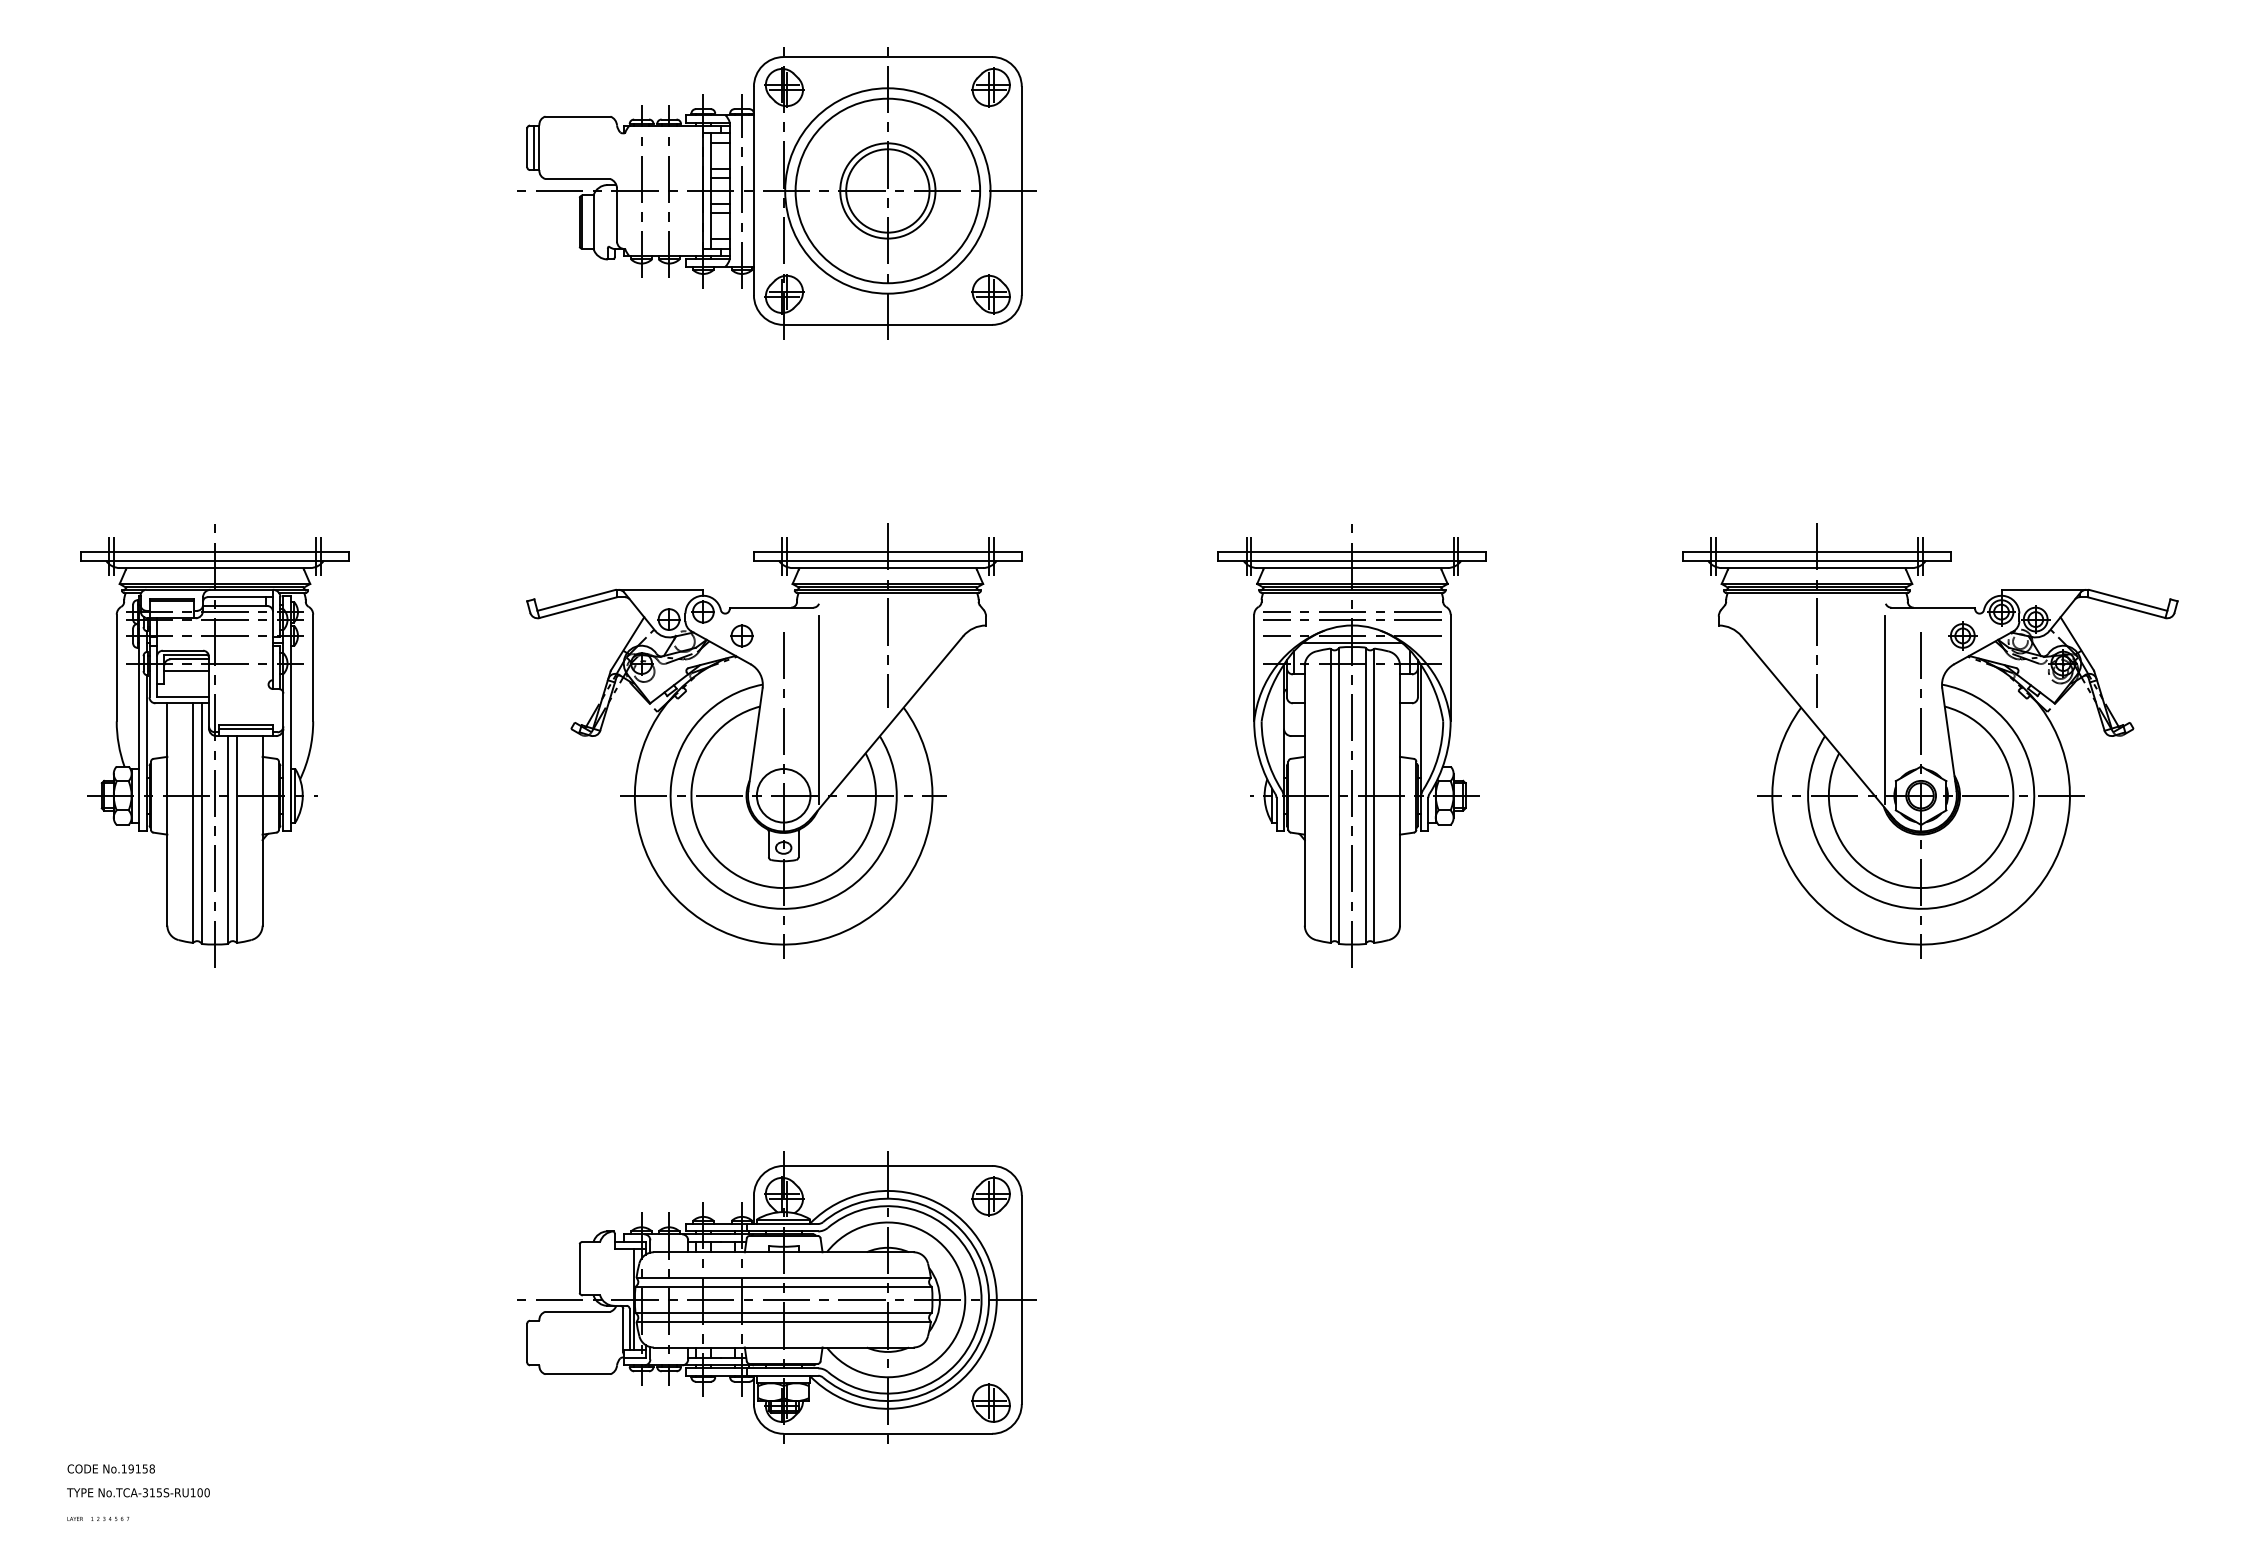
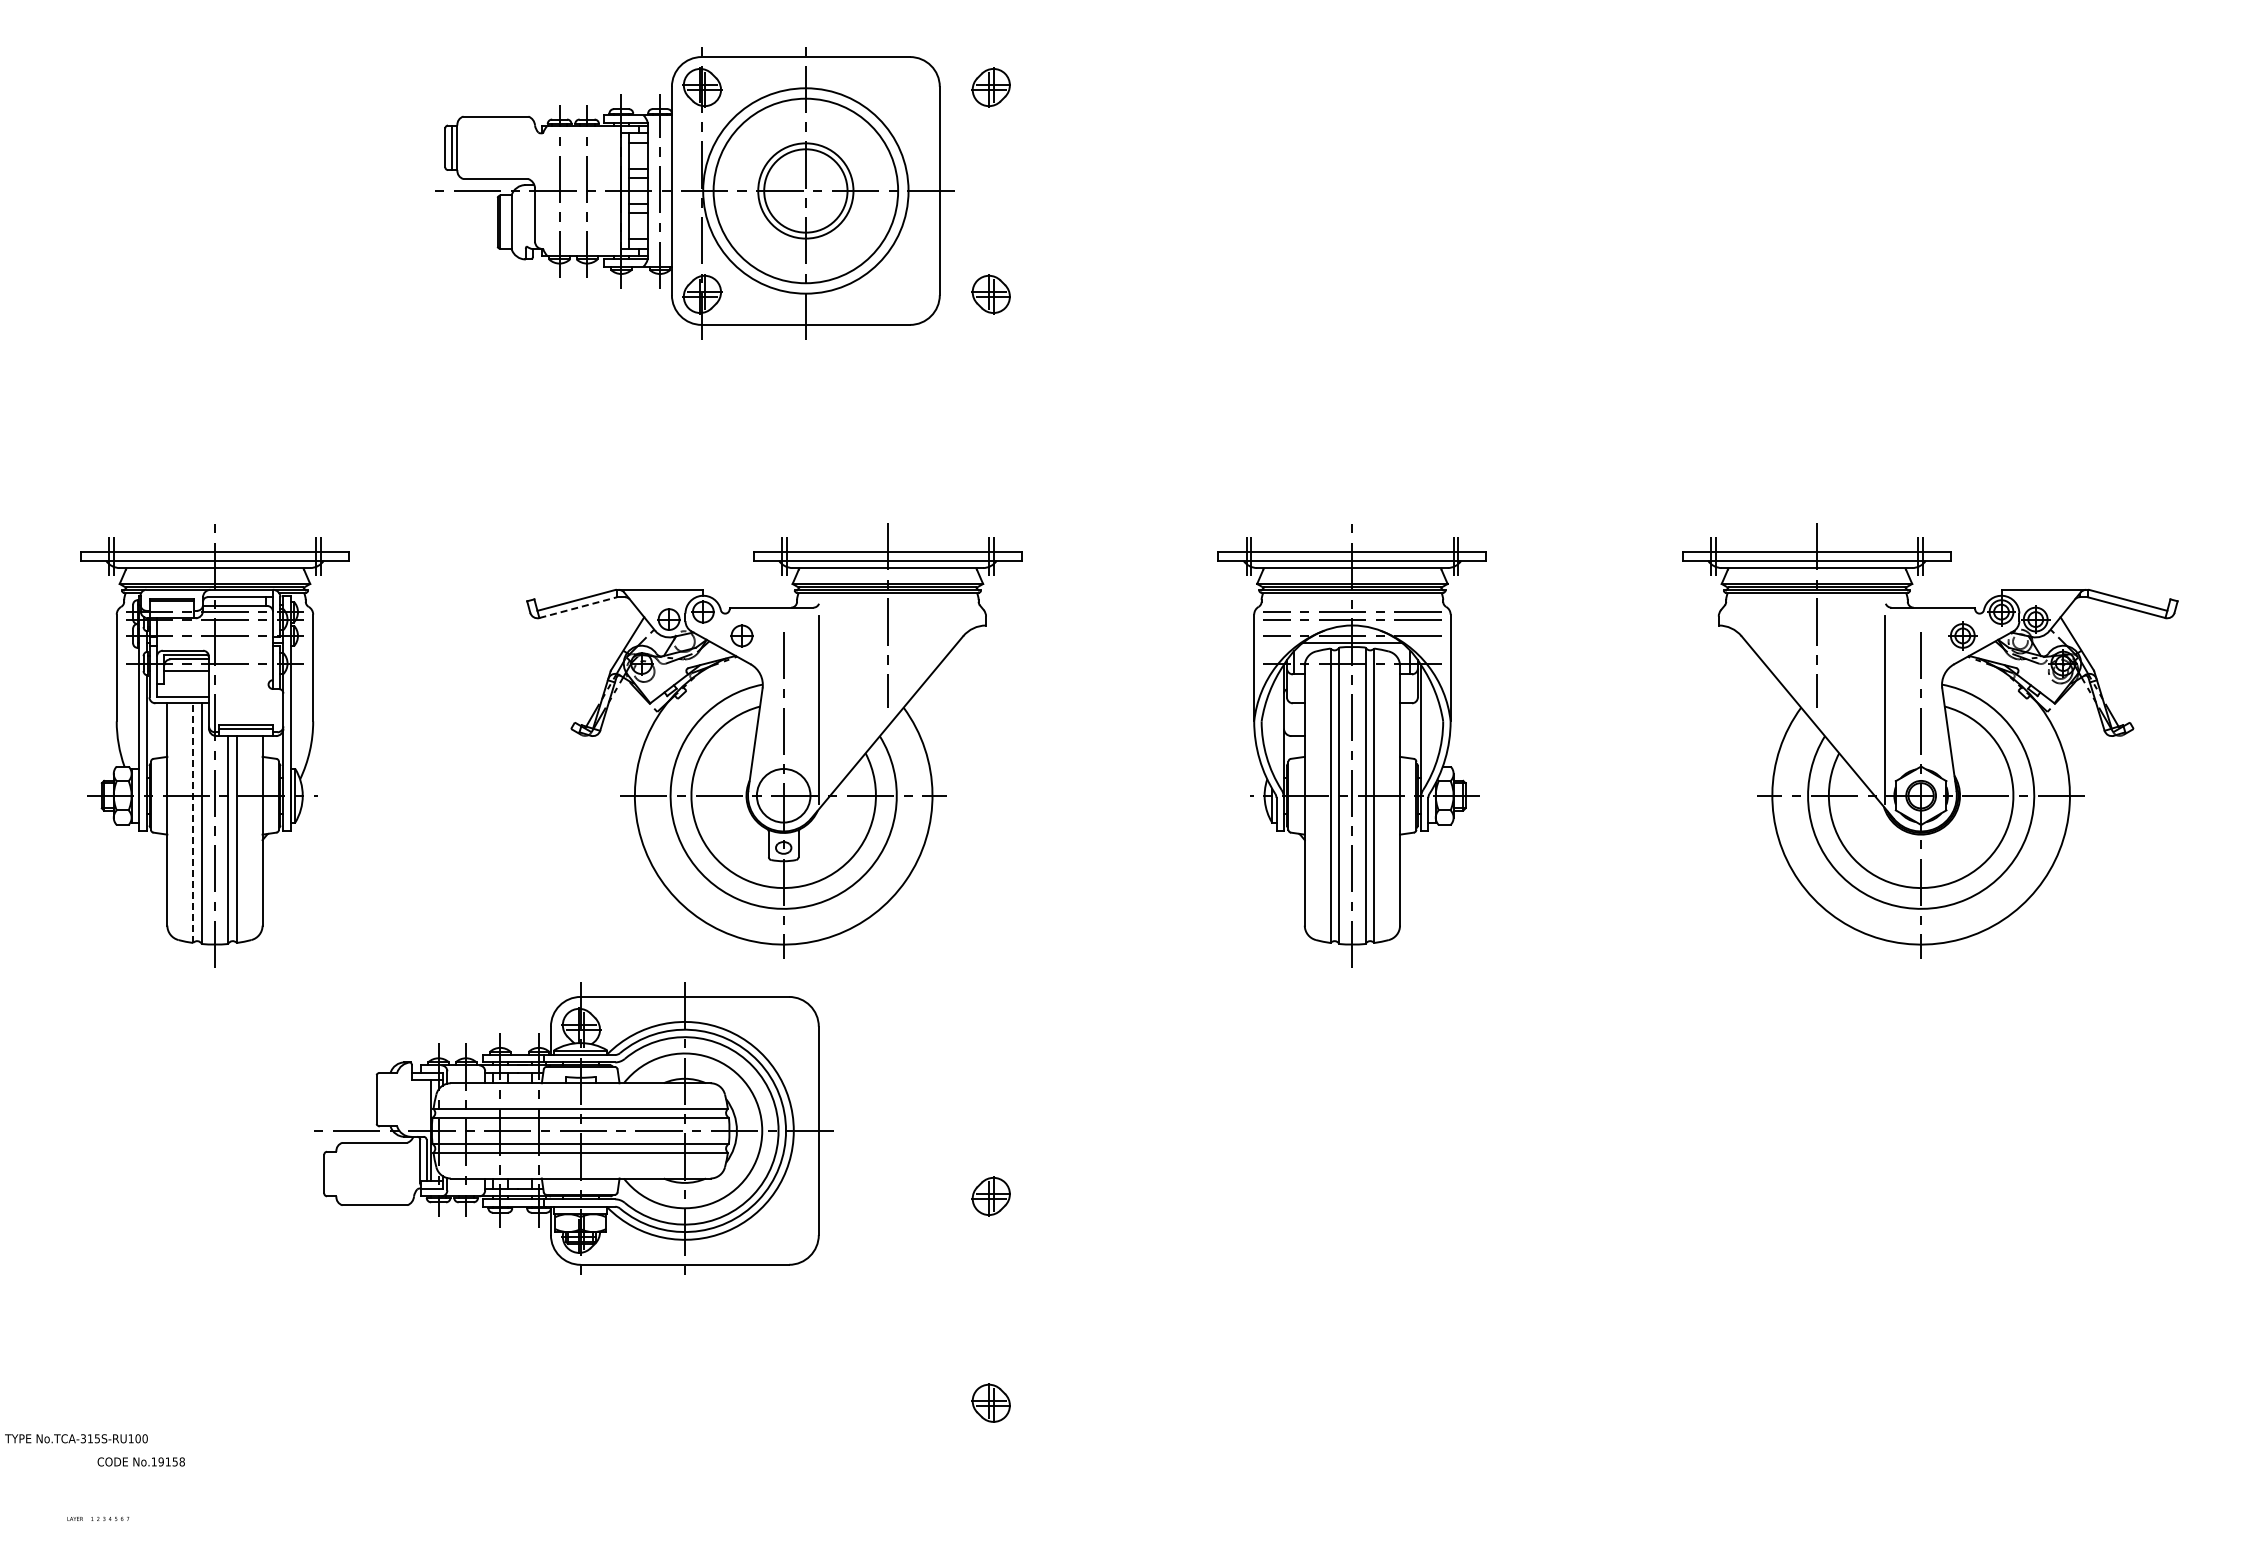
part position: (776, 193) -> (694, 193) (694, 193)
line: solid -> dashed (578, 607)
line: solid -> dashed (193, 823)
part position: (776, 1297) -> (573, 1128) (573, 1128)
text position: (110, 1468) -> (140, 1461) (140, 1461)
text position: (138, 1492) -> (76, 1438) (76, 1438)
